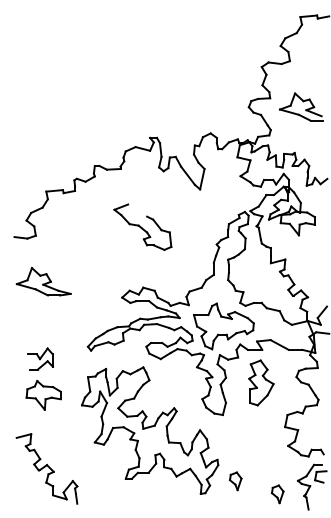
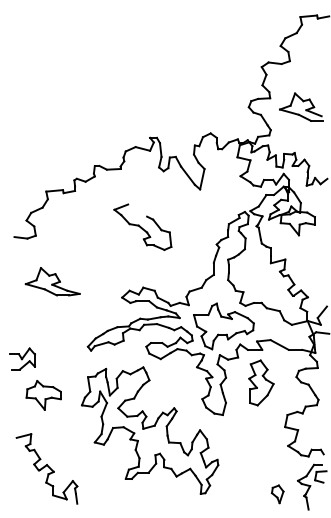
part position: (43, 281) -> (52, 281) (52, 281)
part position: (40, 358) -> (22, 358) (22, 358)
part: present -> none (235, 481)
